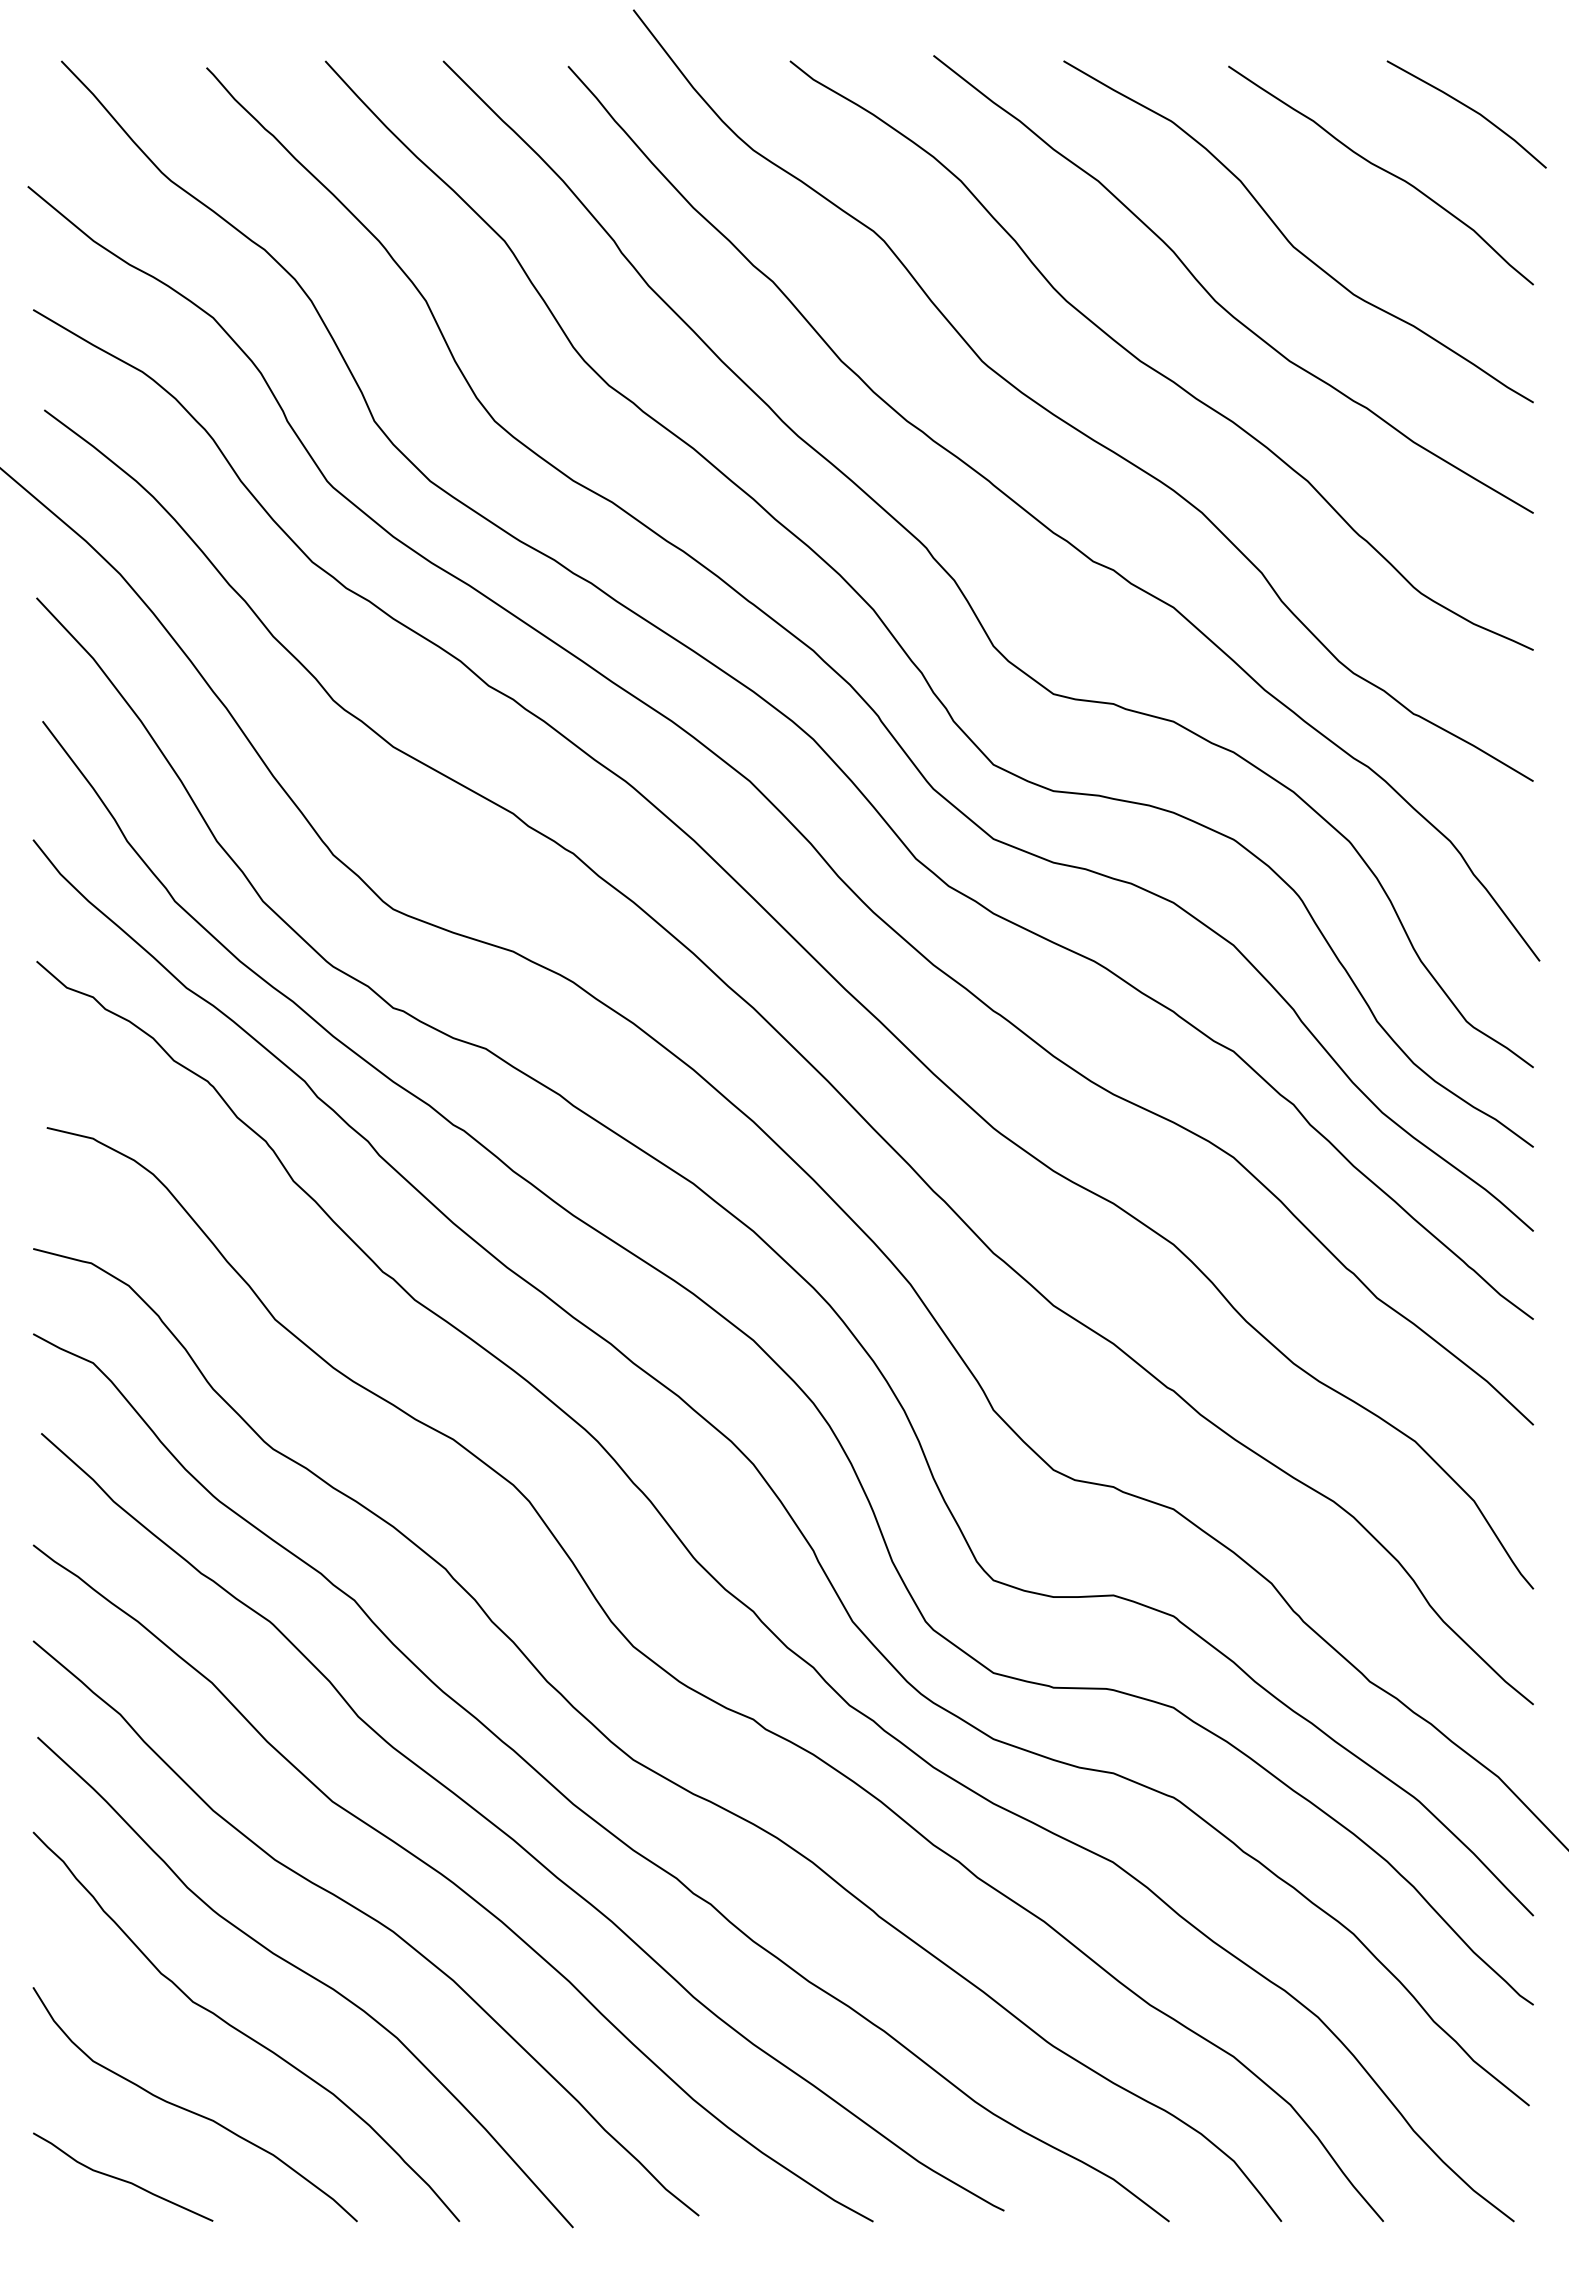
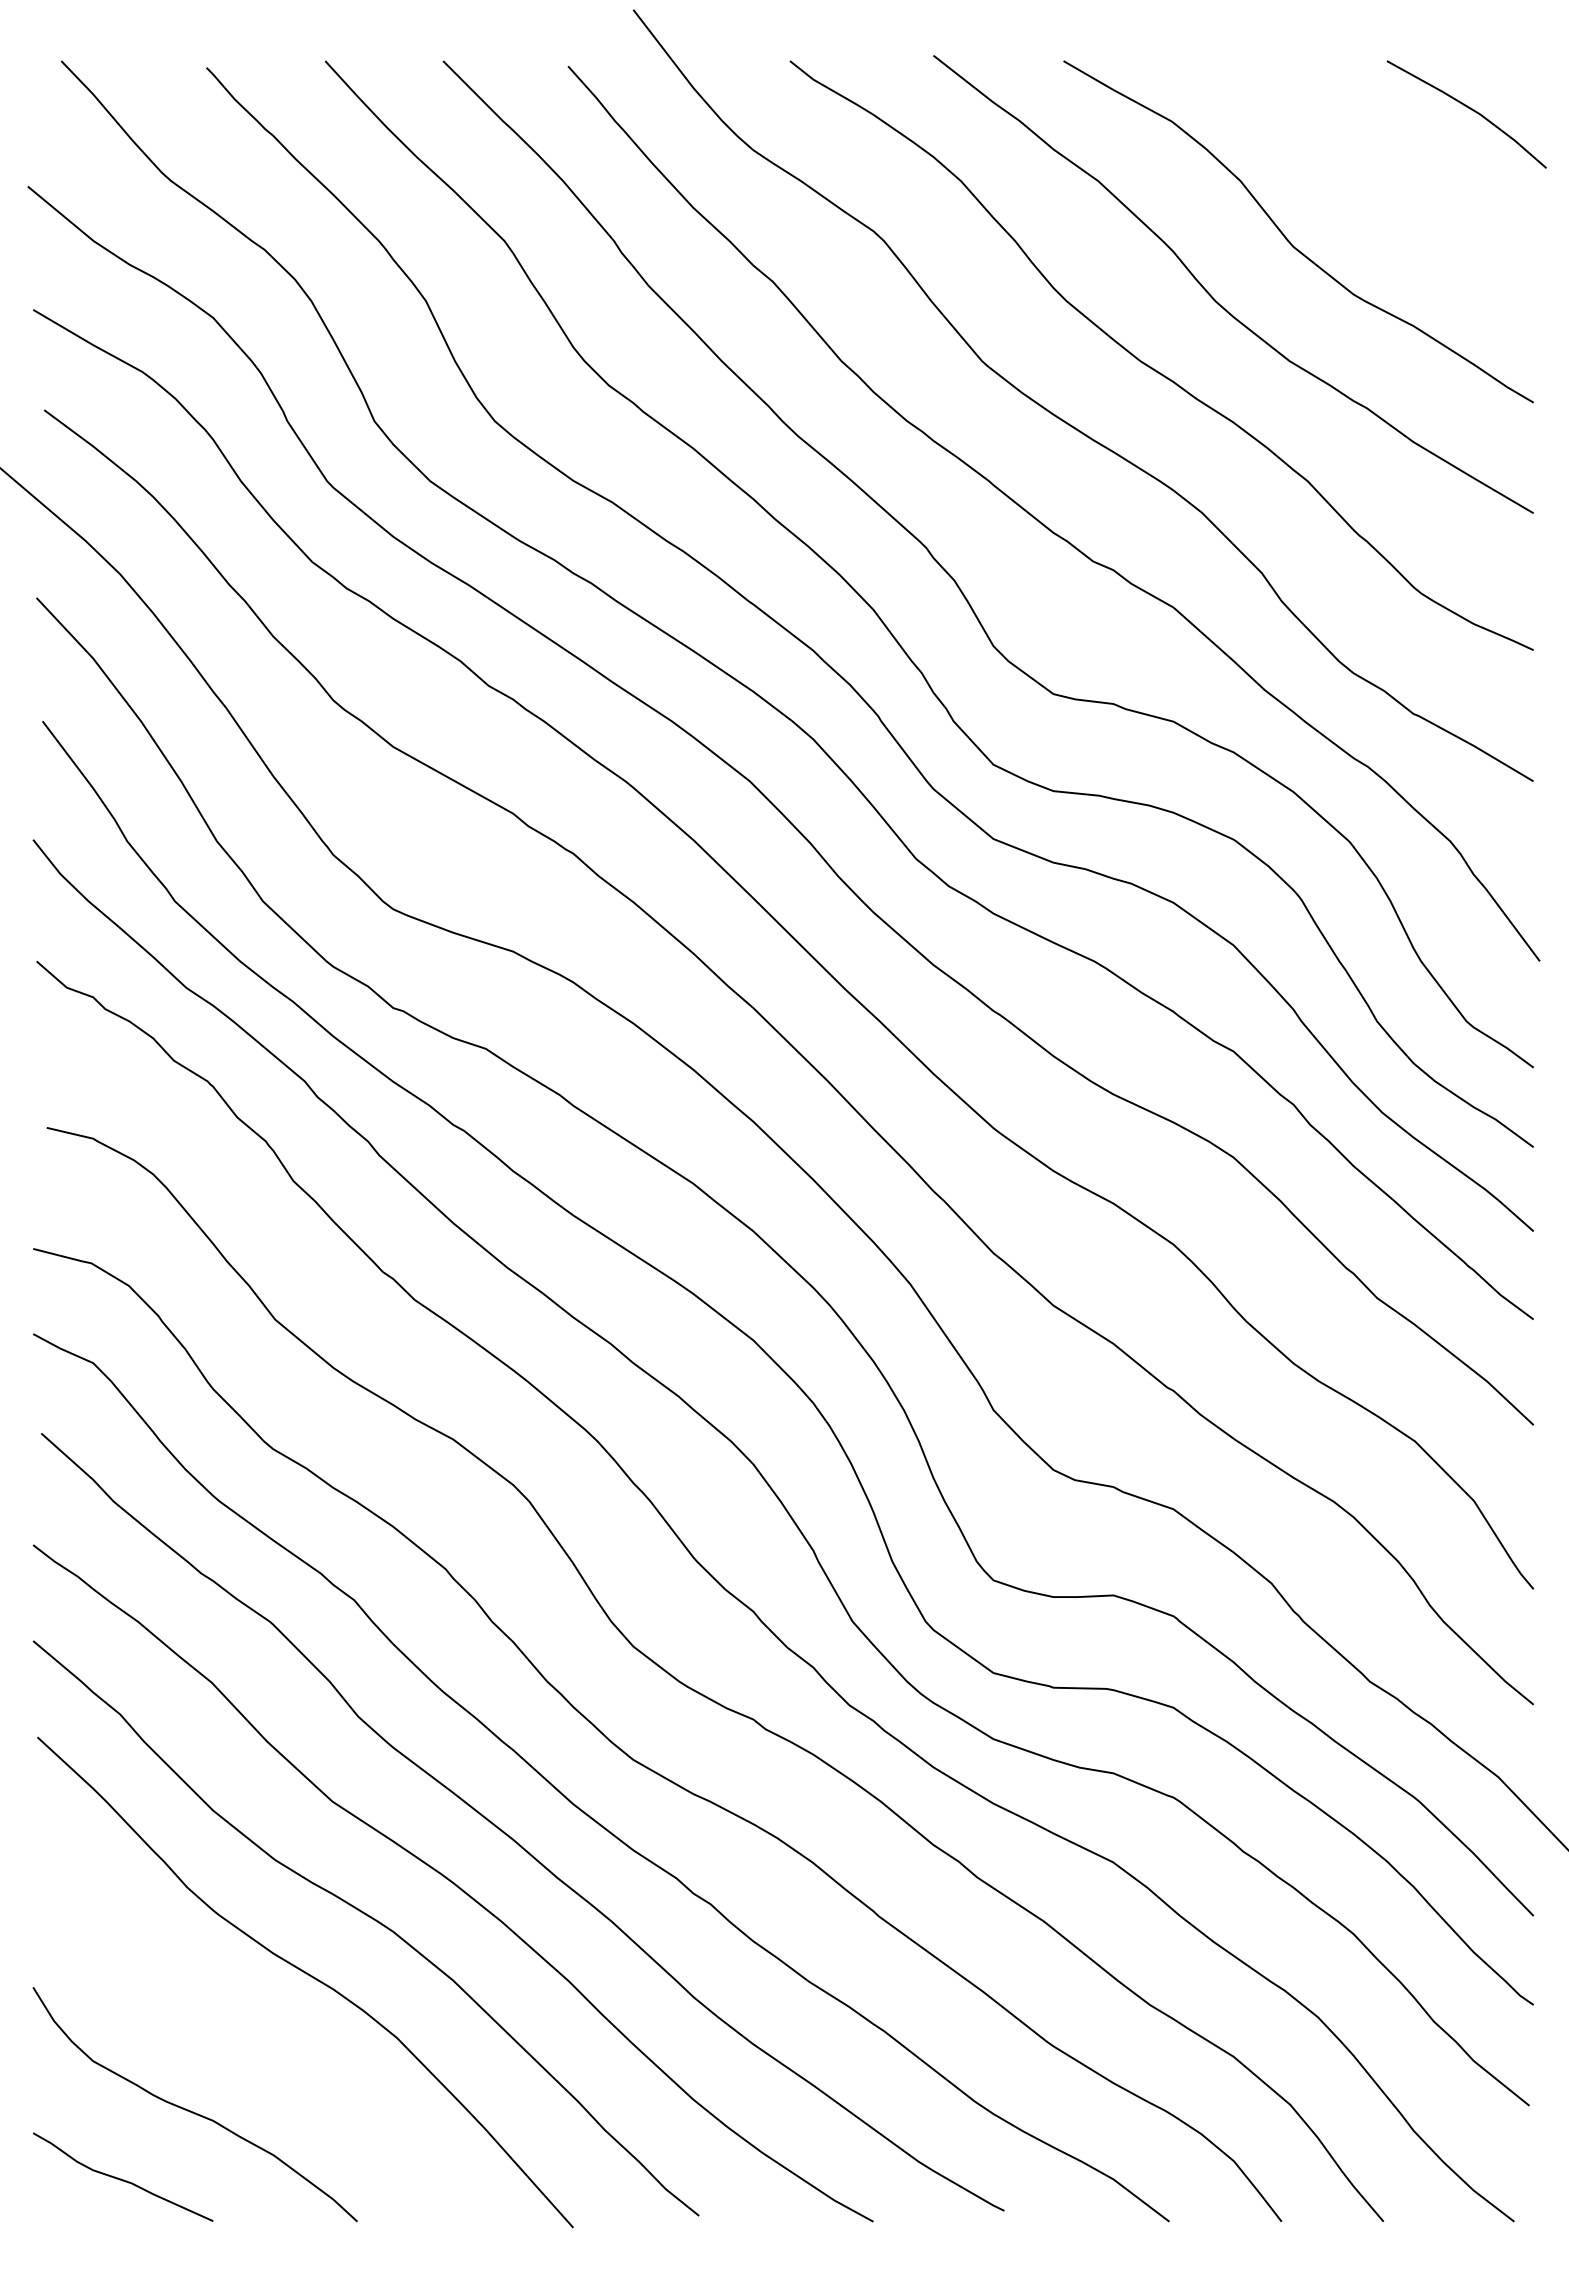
curve: present -> none (1382, 170)
curve: present -> none (243, 2032)
